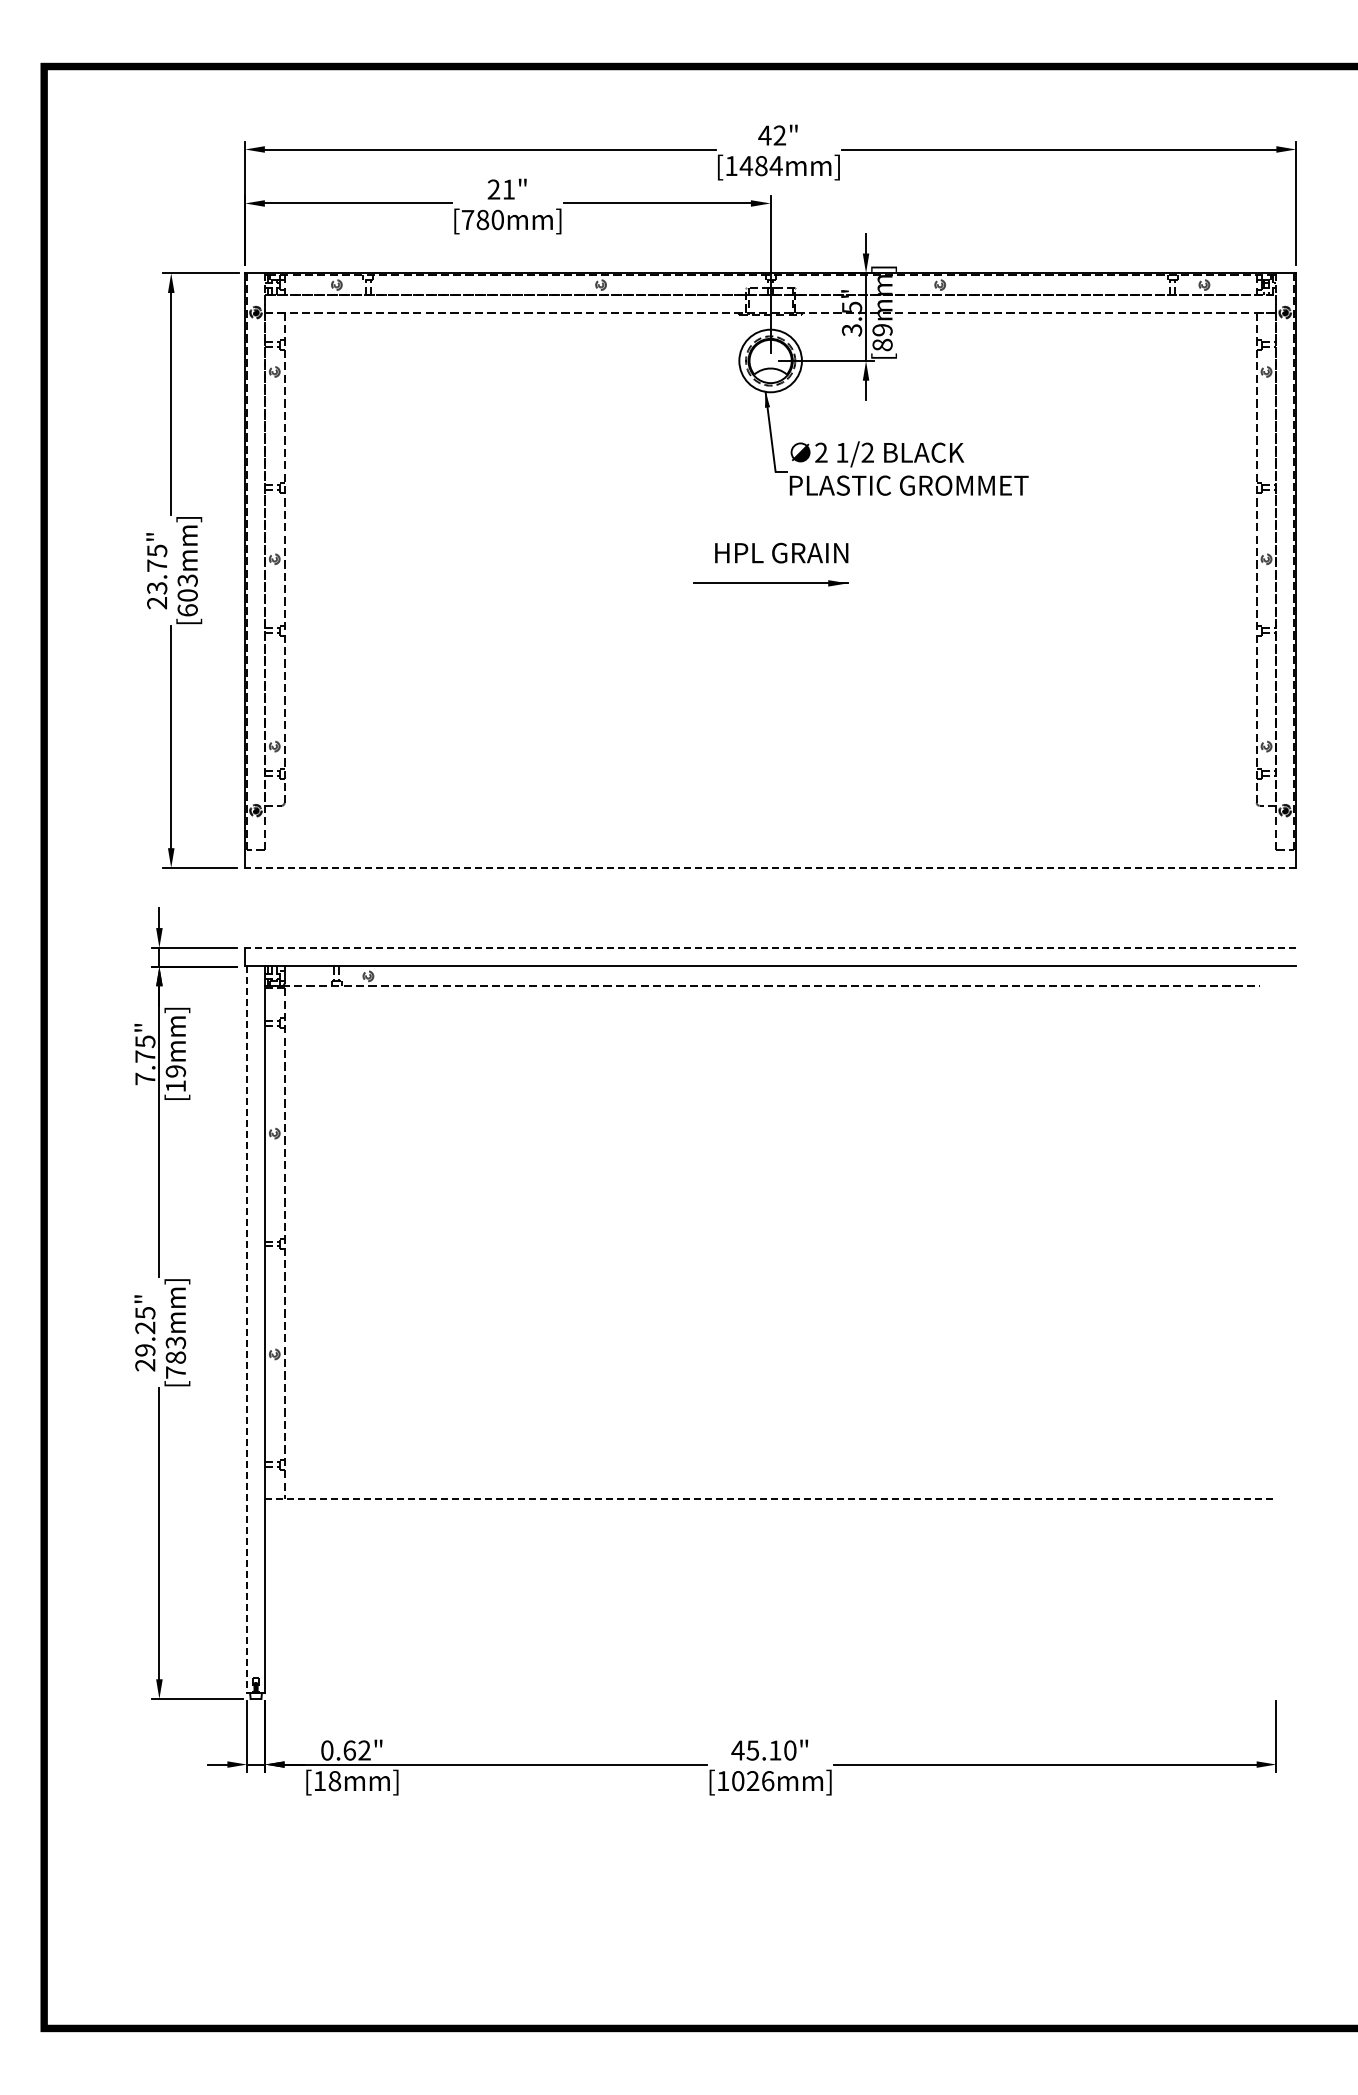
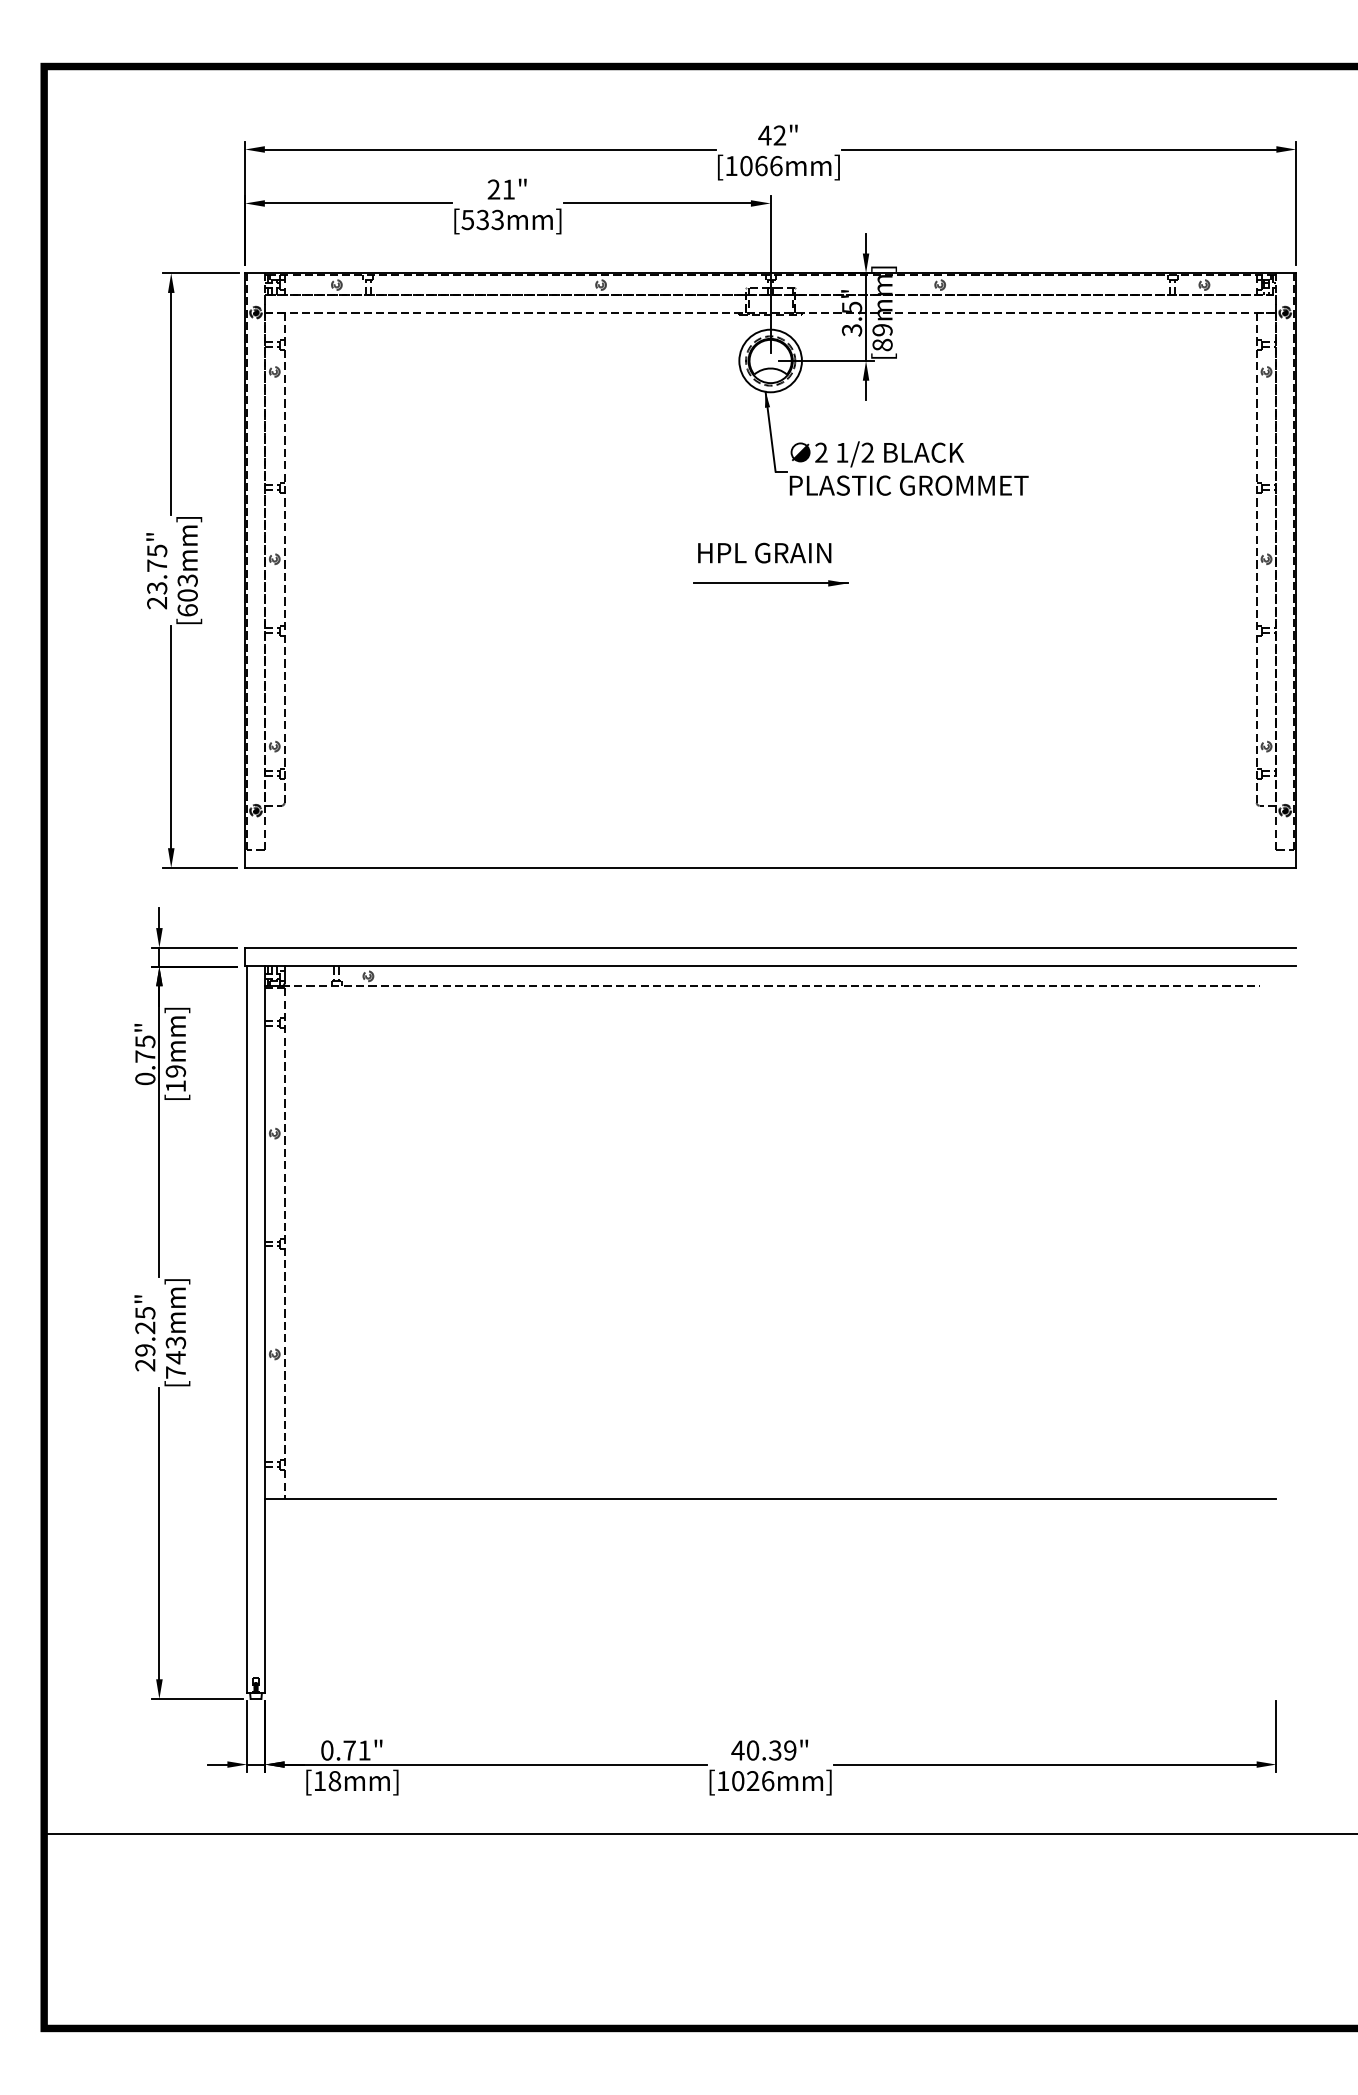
text: [1484mm] -> [1066mm] (760, 165)
text: [780mm] -> [533mm] (482, 219)
text position: (781, 552) -> (764, 552) (764, 552)
line: dashed -> solid (770, 867)
line: dashed -> solid (770, 947)
text: 7.75" -> 0.75" (145, 1078)
line: dashed -> solid (247, 1330)
text: [783mm] -> [743mm] (175, 1357)
line: dashed -> solid (770, 1498)
text: 0.62" -> 0.71" (356, 1750)
text: 45.10" -> 40.39" (771, 1750)
line: none -> present (699, 1833)
